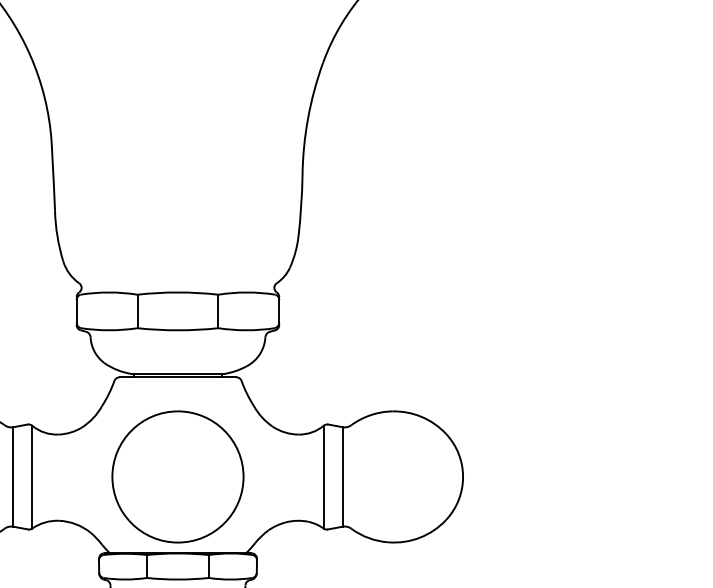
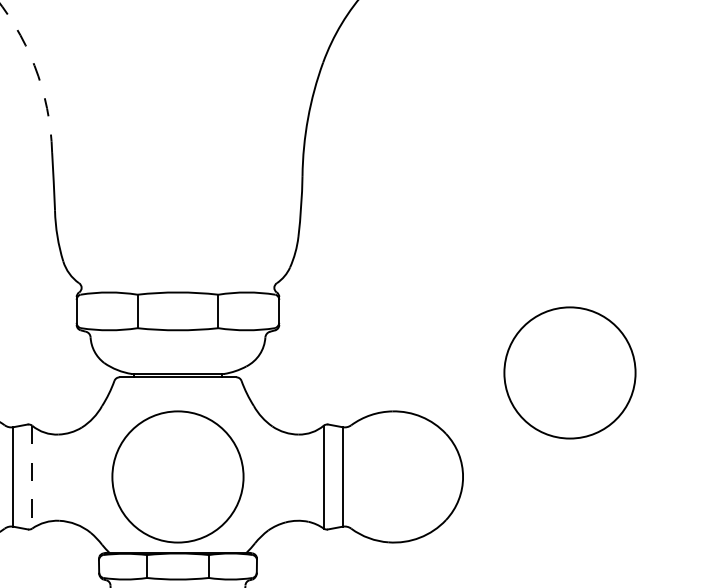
arc: solid -> dashed (37, 74)
circle: none -> present (569, 372)
line: solid -> dashed (32, 477)
